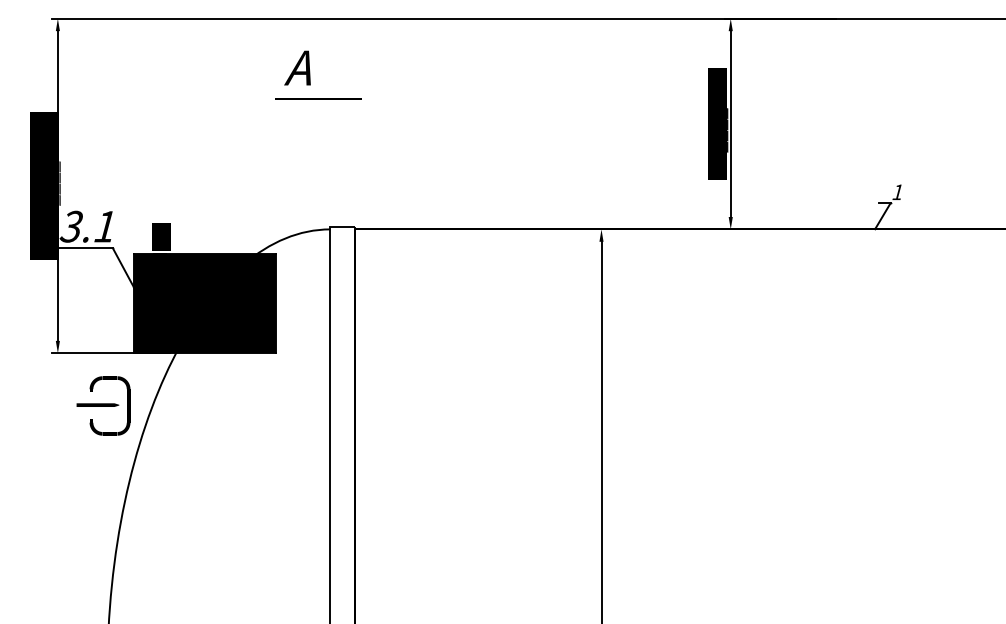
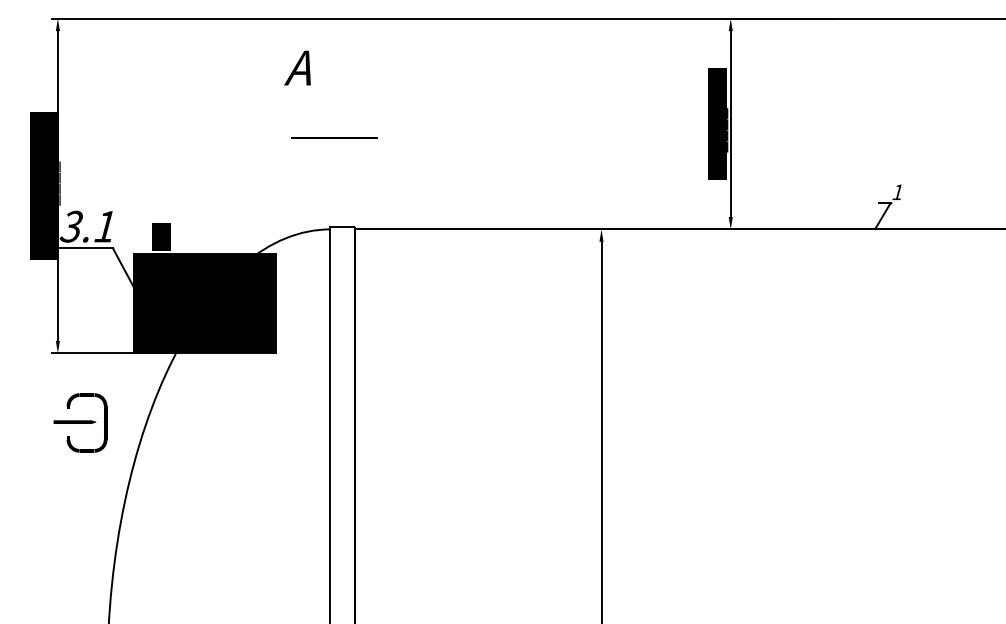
line position: (318, 98) -> (334, 137) (334, 137)
part position: (103, 405) -> (80, 422) (80, 422)
